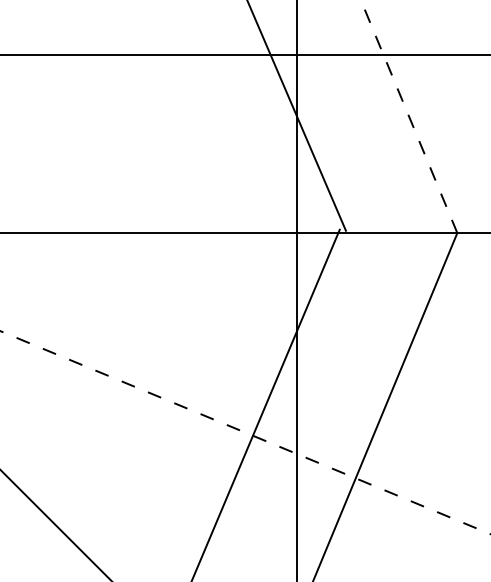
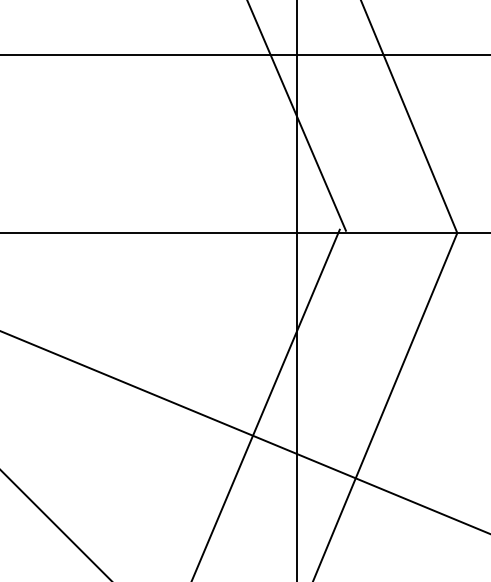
line: dashed -> solid (409, 116)
line: dashed -> solid (244, 432)
